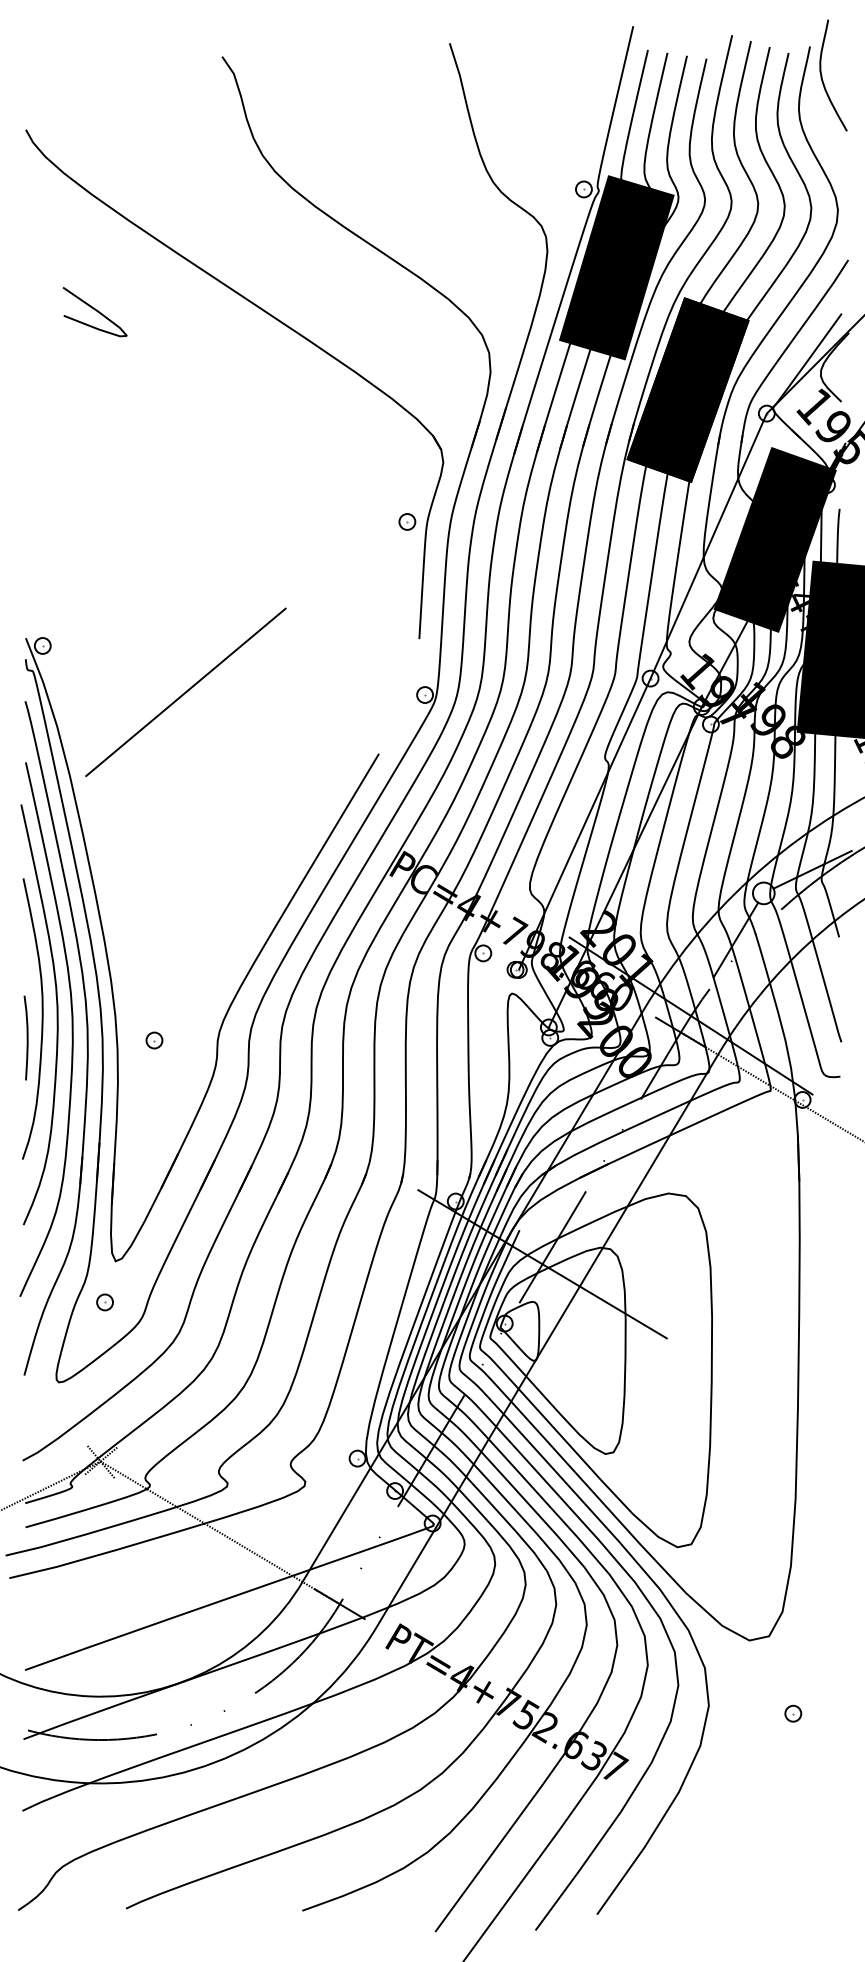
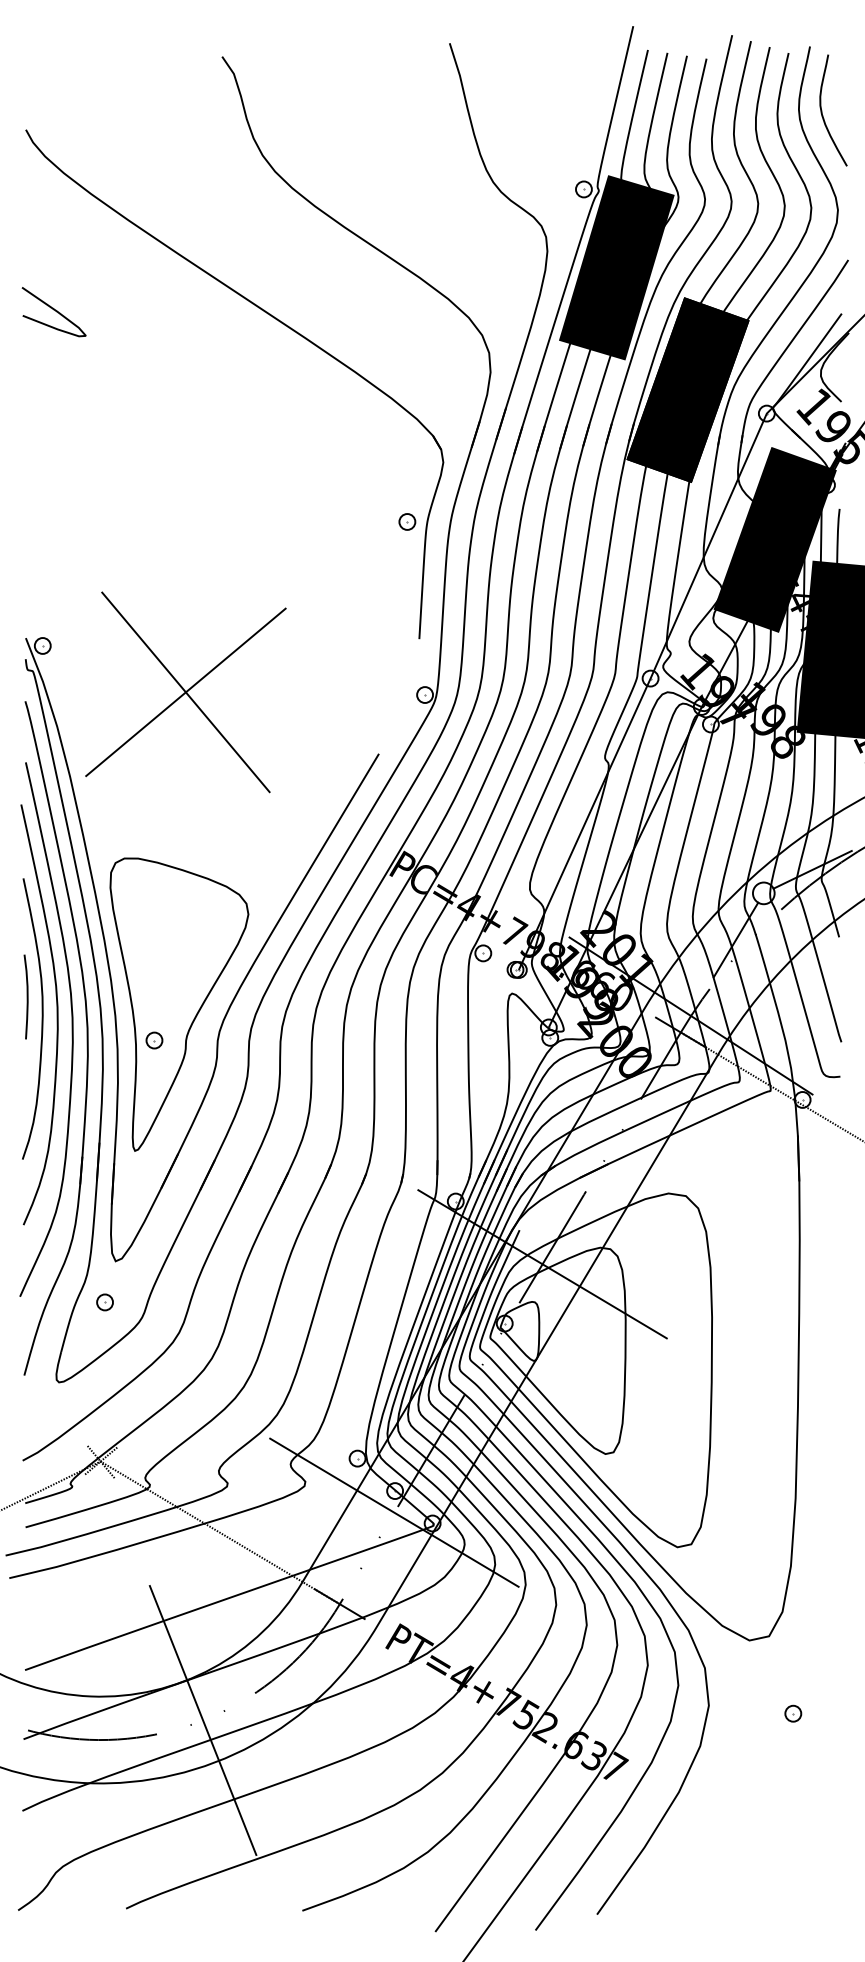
curve position: (822, 75) -> (822, 110) (822, 110)
curve position: (94, 310) -> (53, 310) (53, 310)
line: none -> present (185, 692)
part: none -> present (179, 1004)
curve position: (26, 1037) -> (26, 996) (26, 996)
line: none -> present (394, 1512)
line: none -> present (202, 1720)
